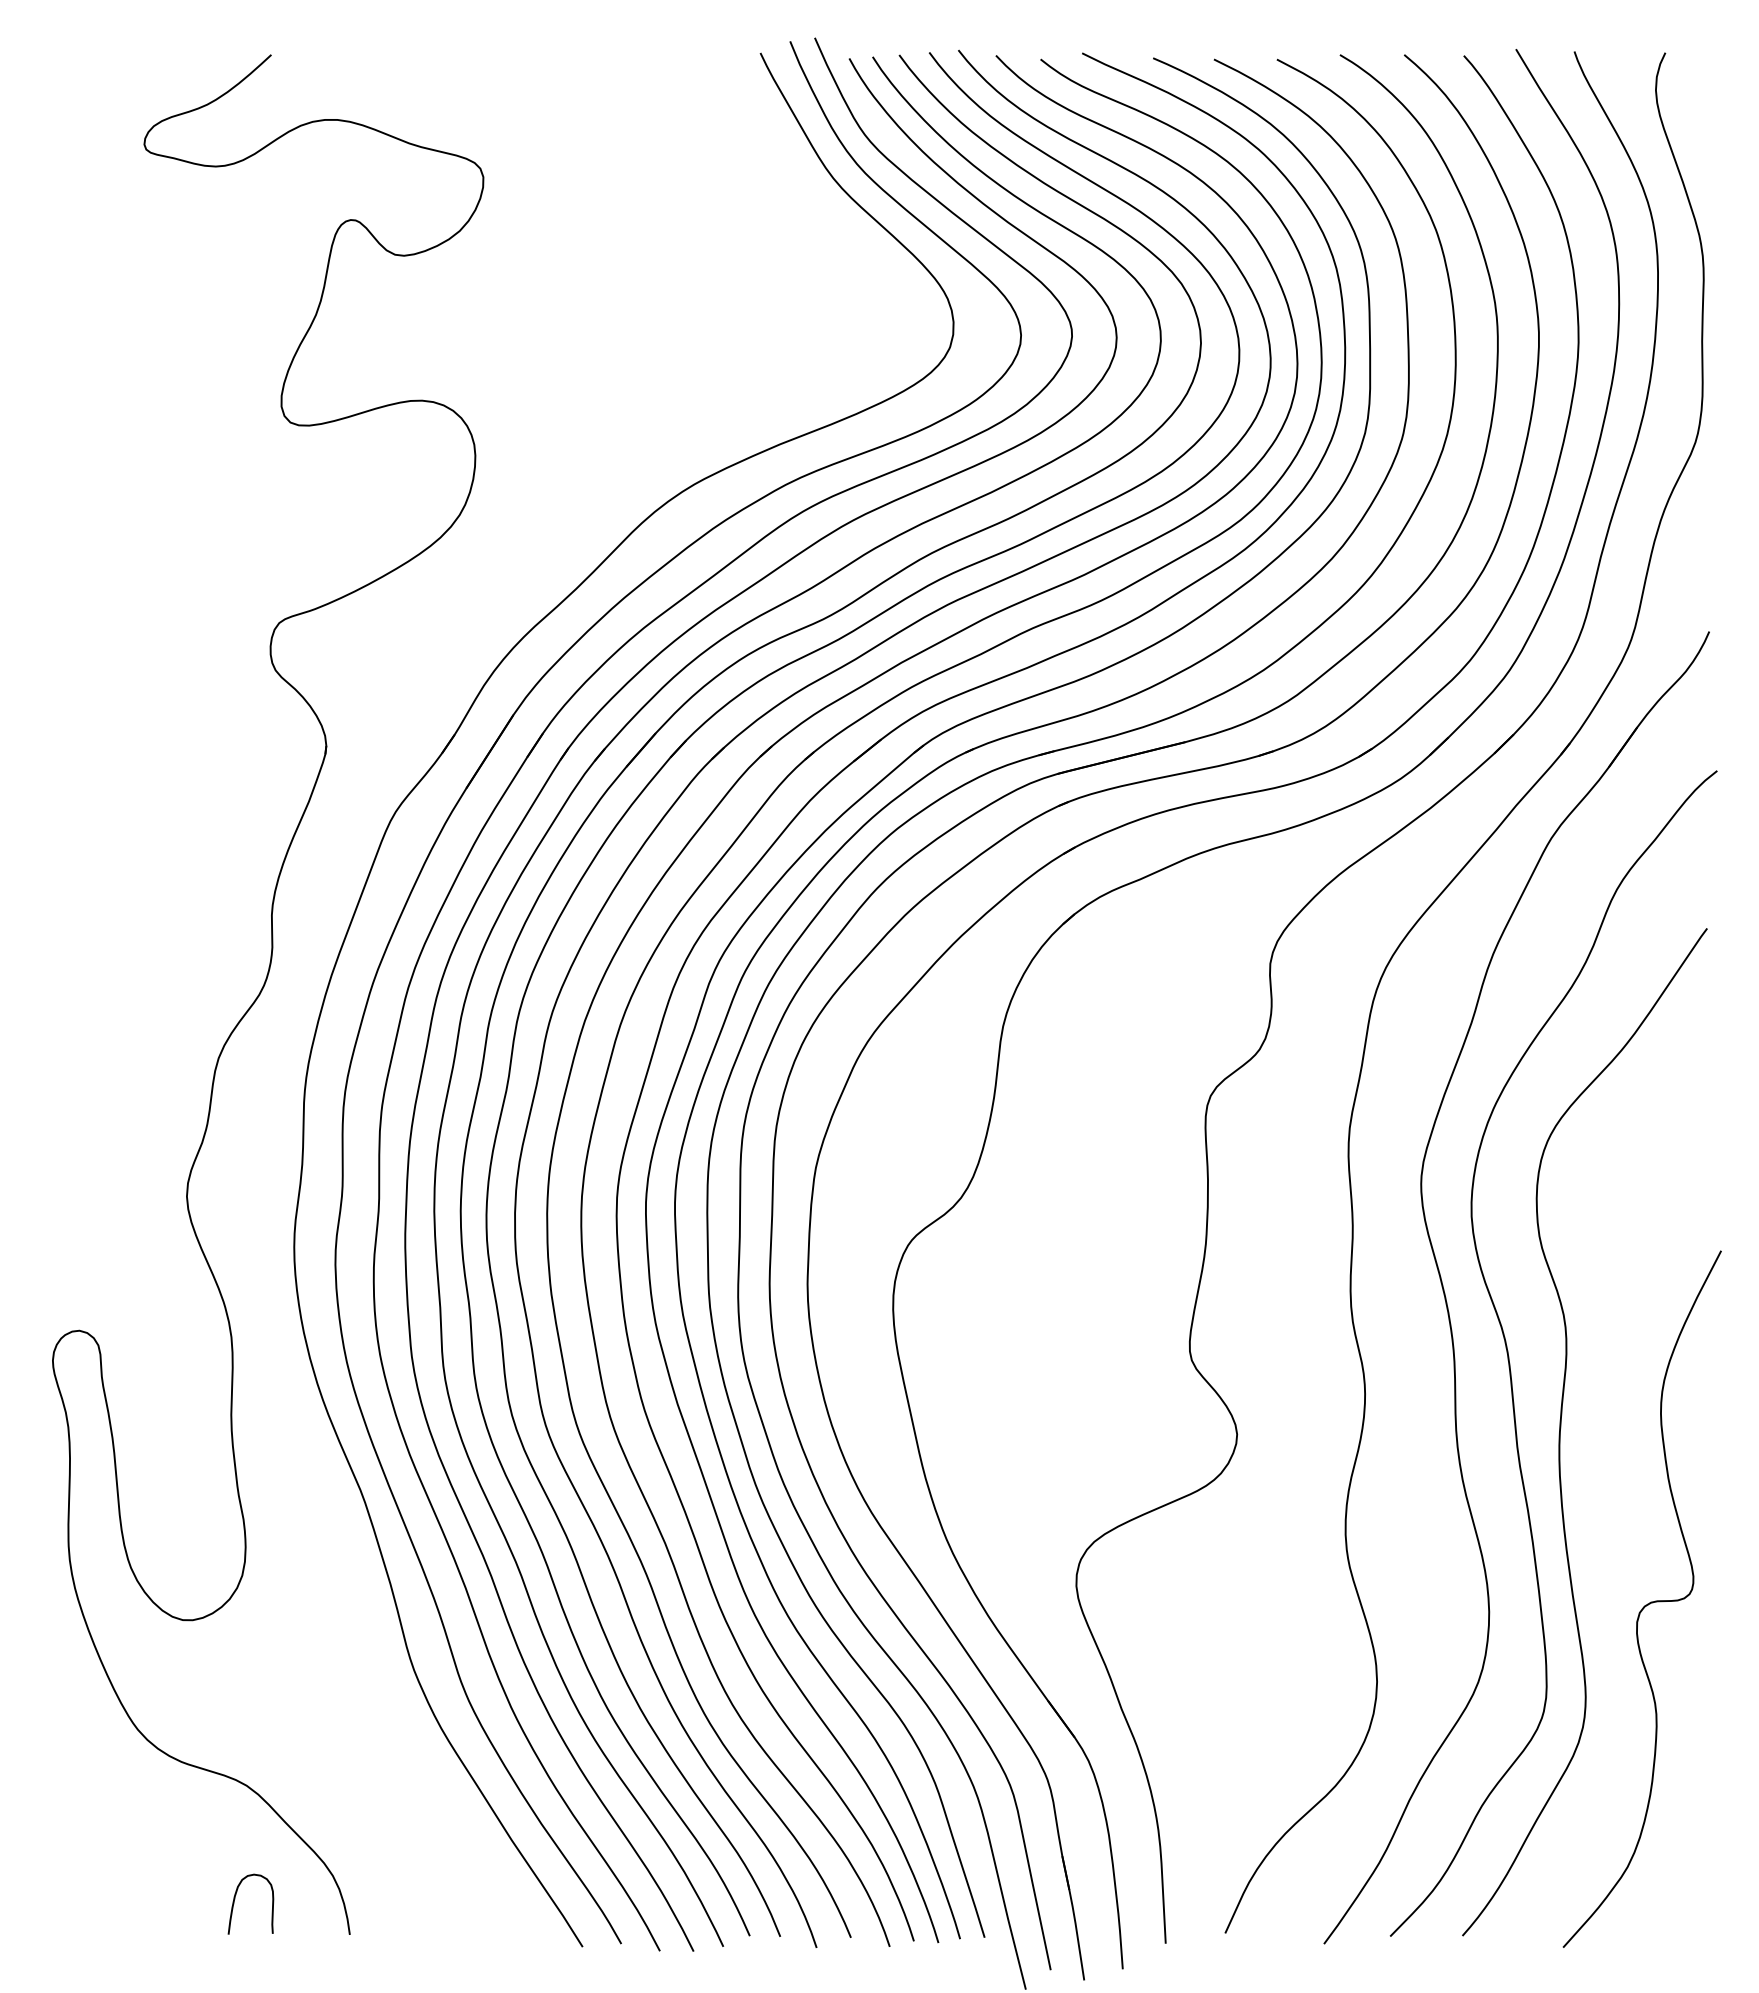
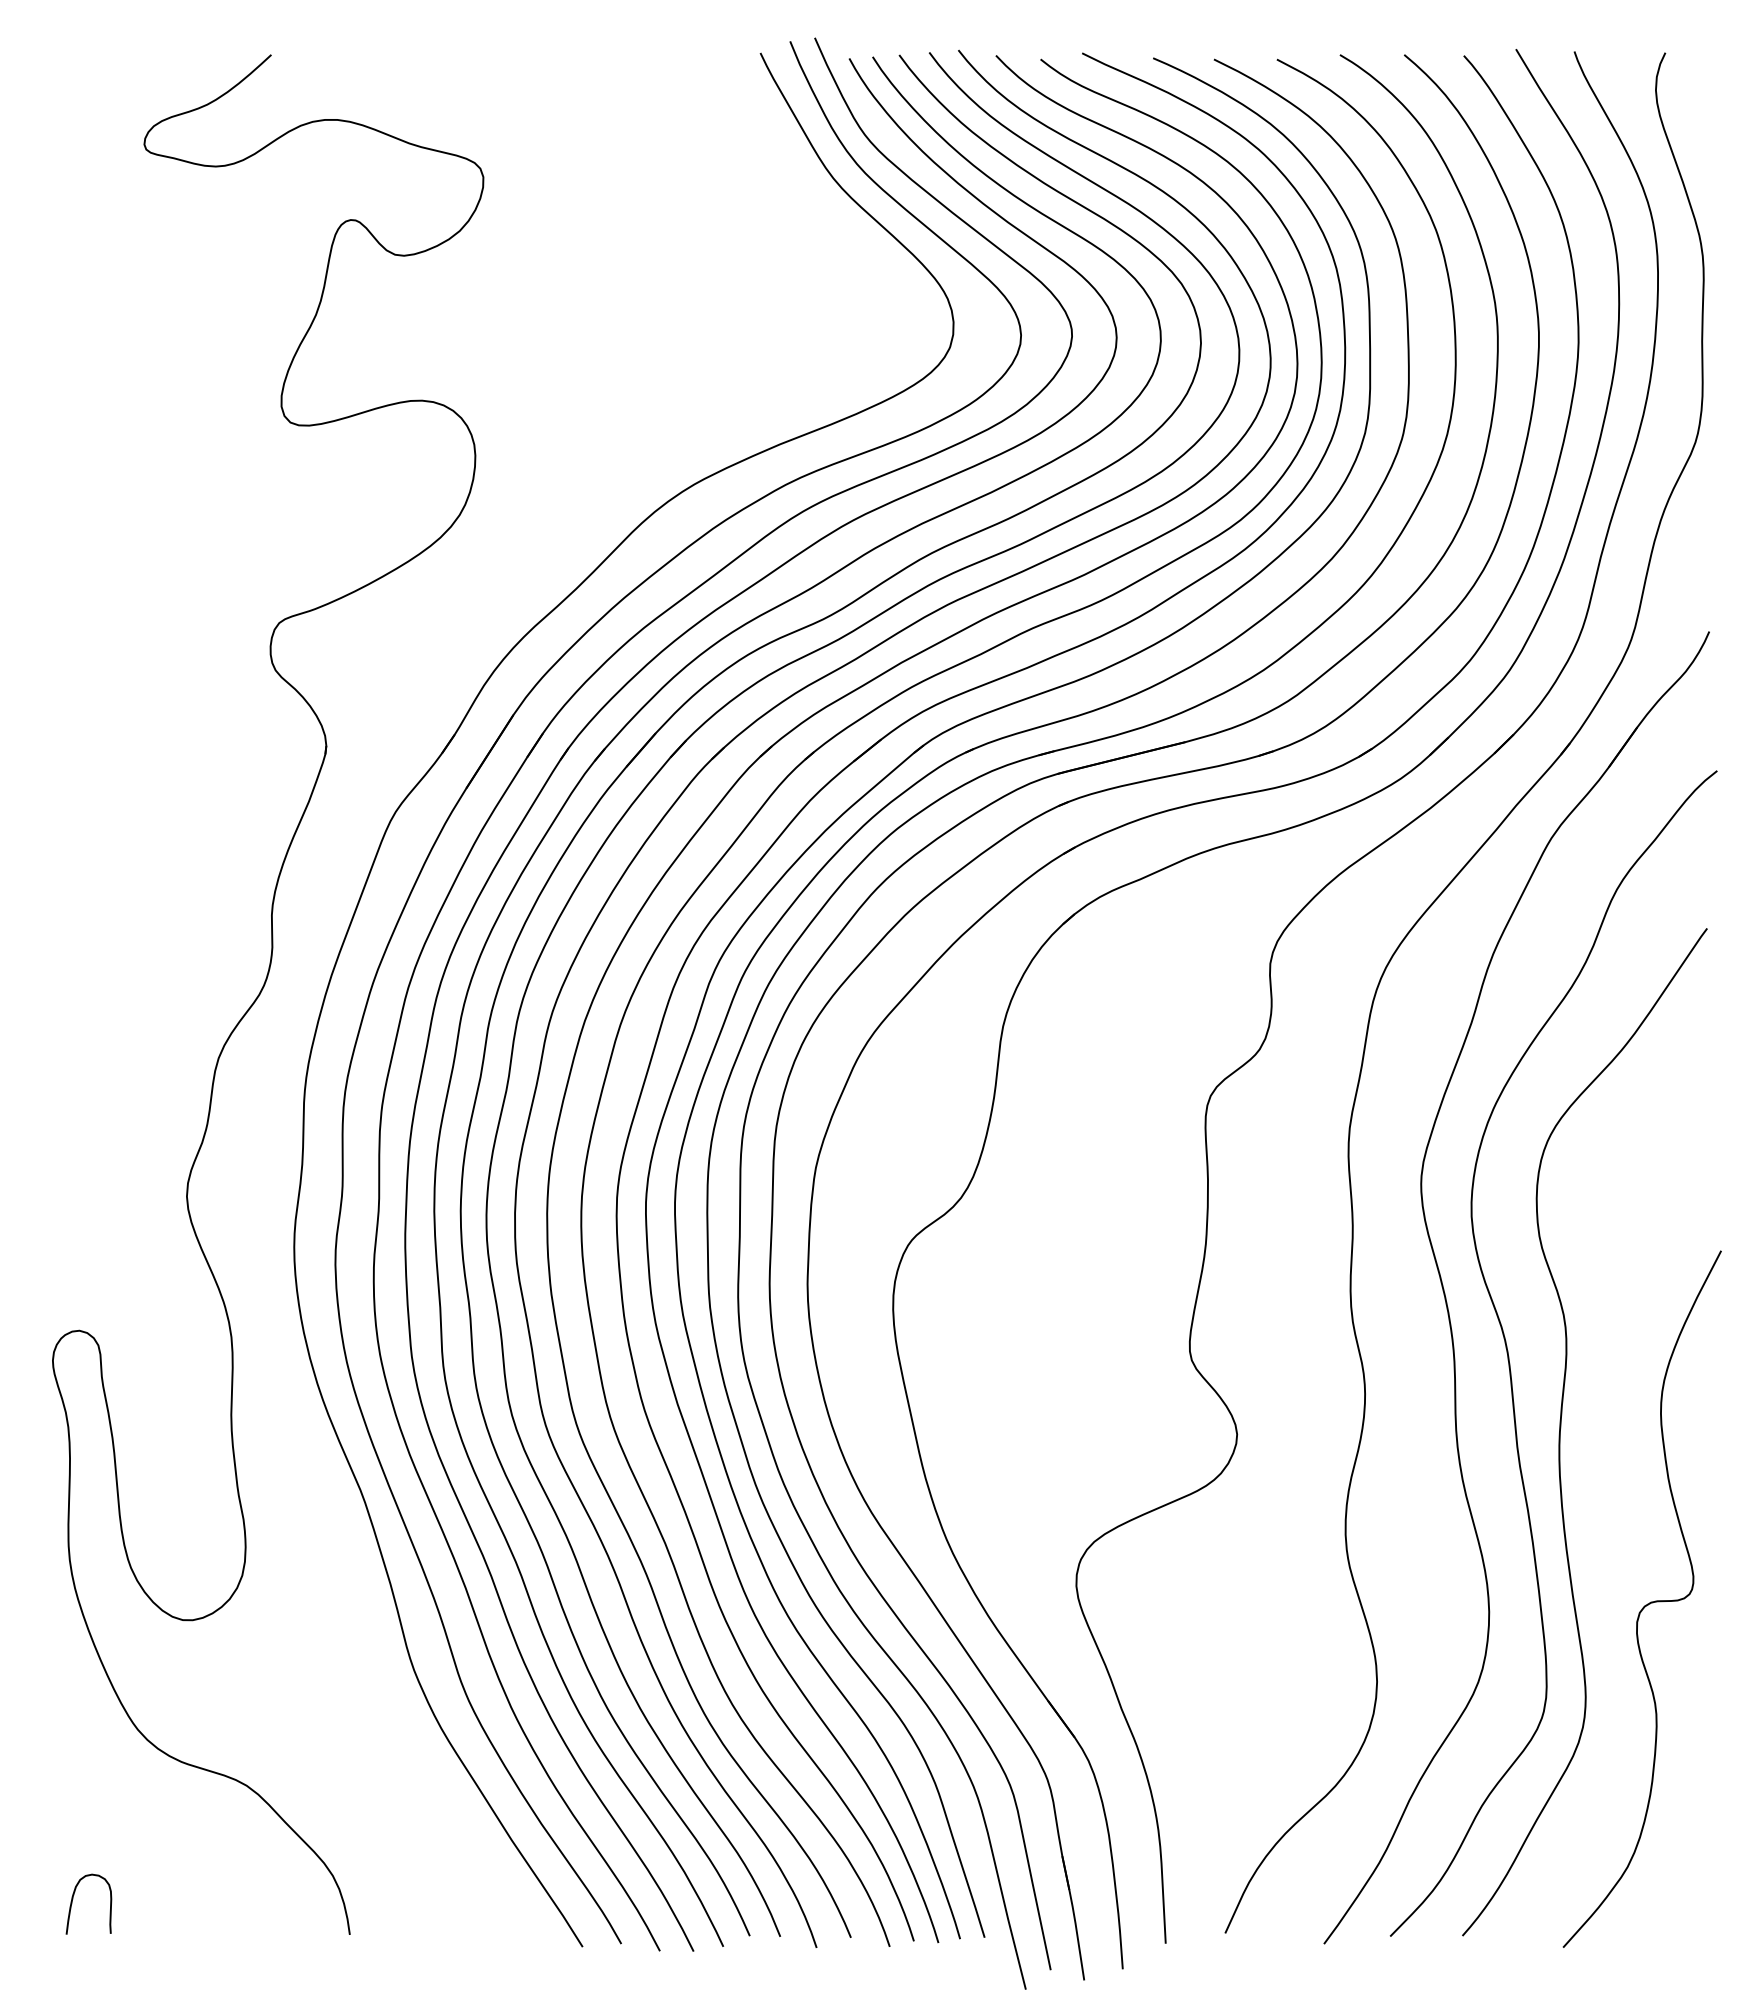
curve position: (235, 1899) -> (73, 1899) (73, 1899)
